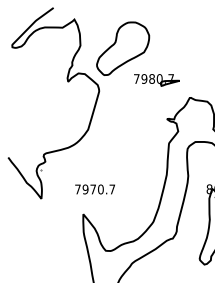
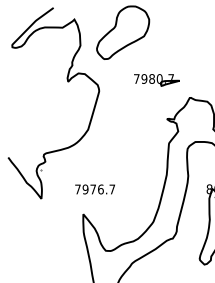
part position: (123, 48) -> (123, 32) (123, 32)
text: 7970.7 -> 7976.7 (100, 189)
